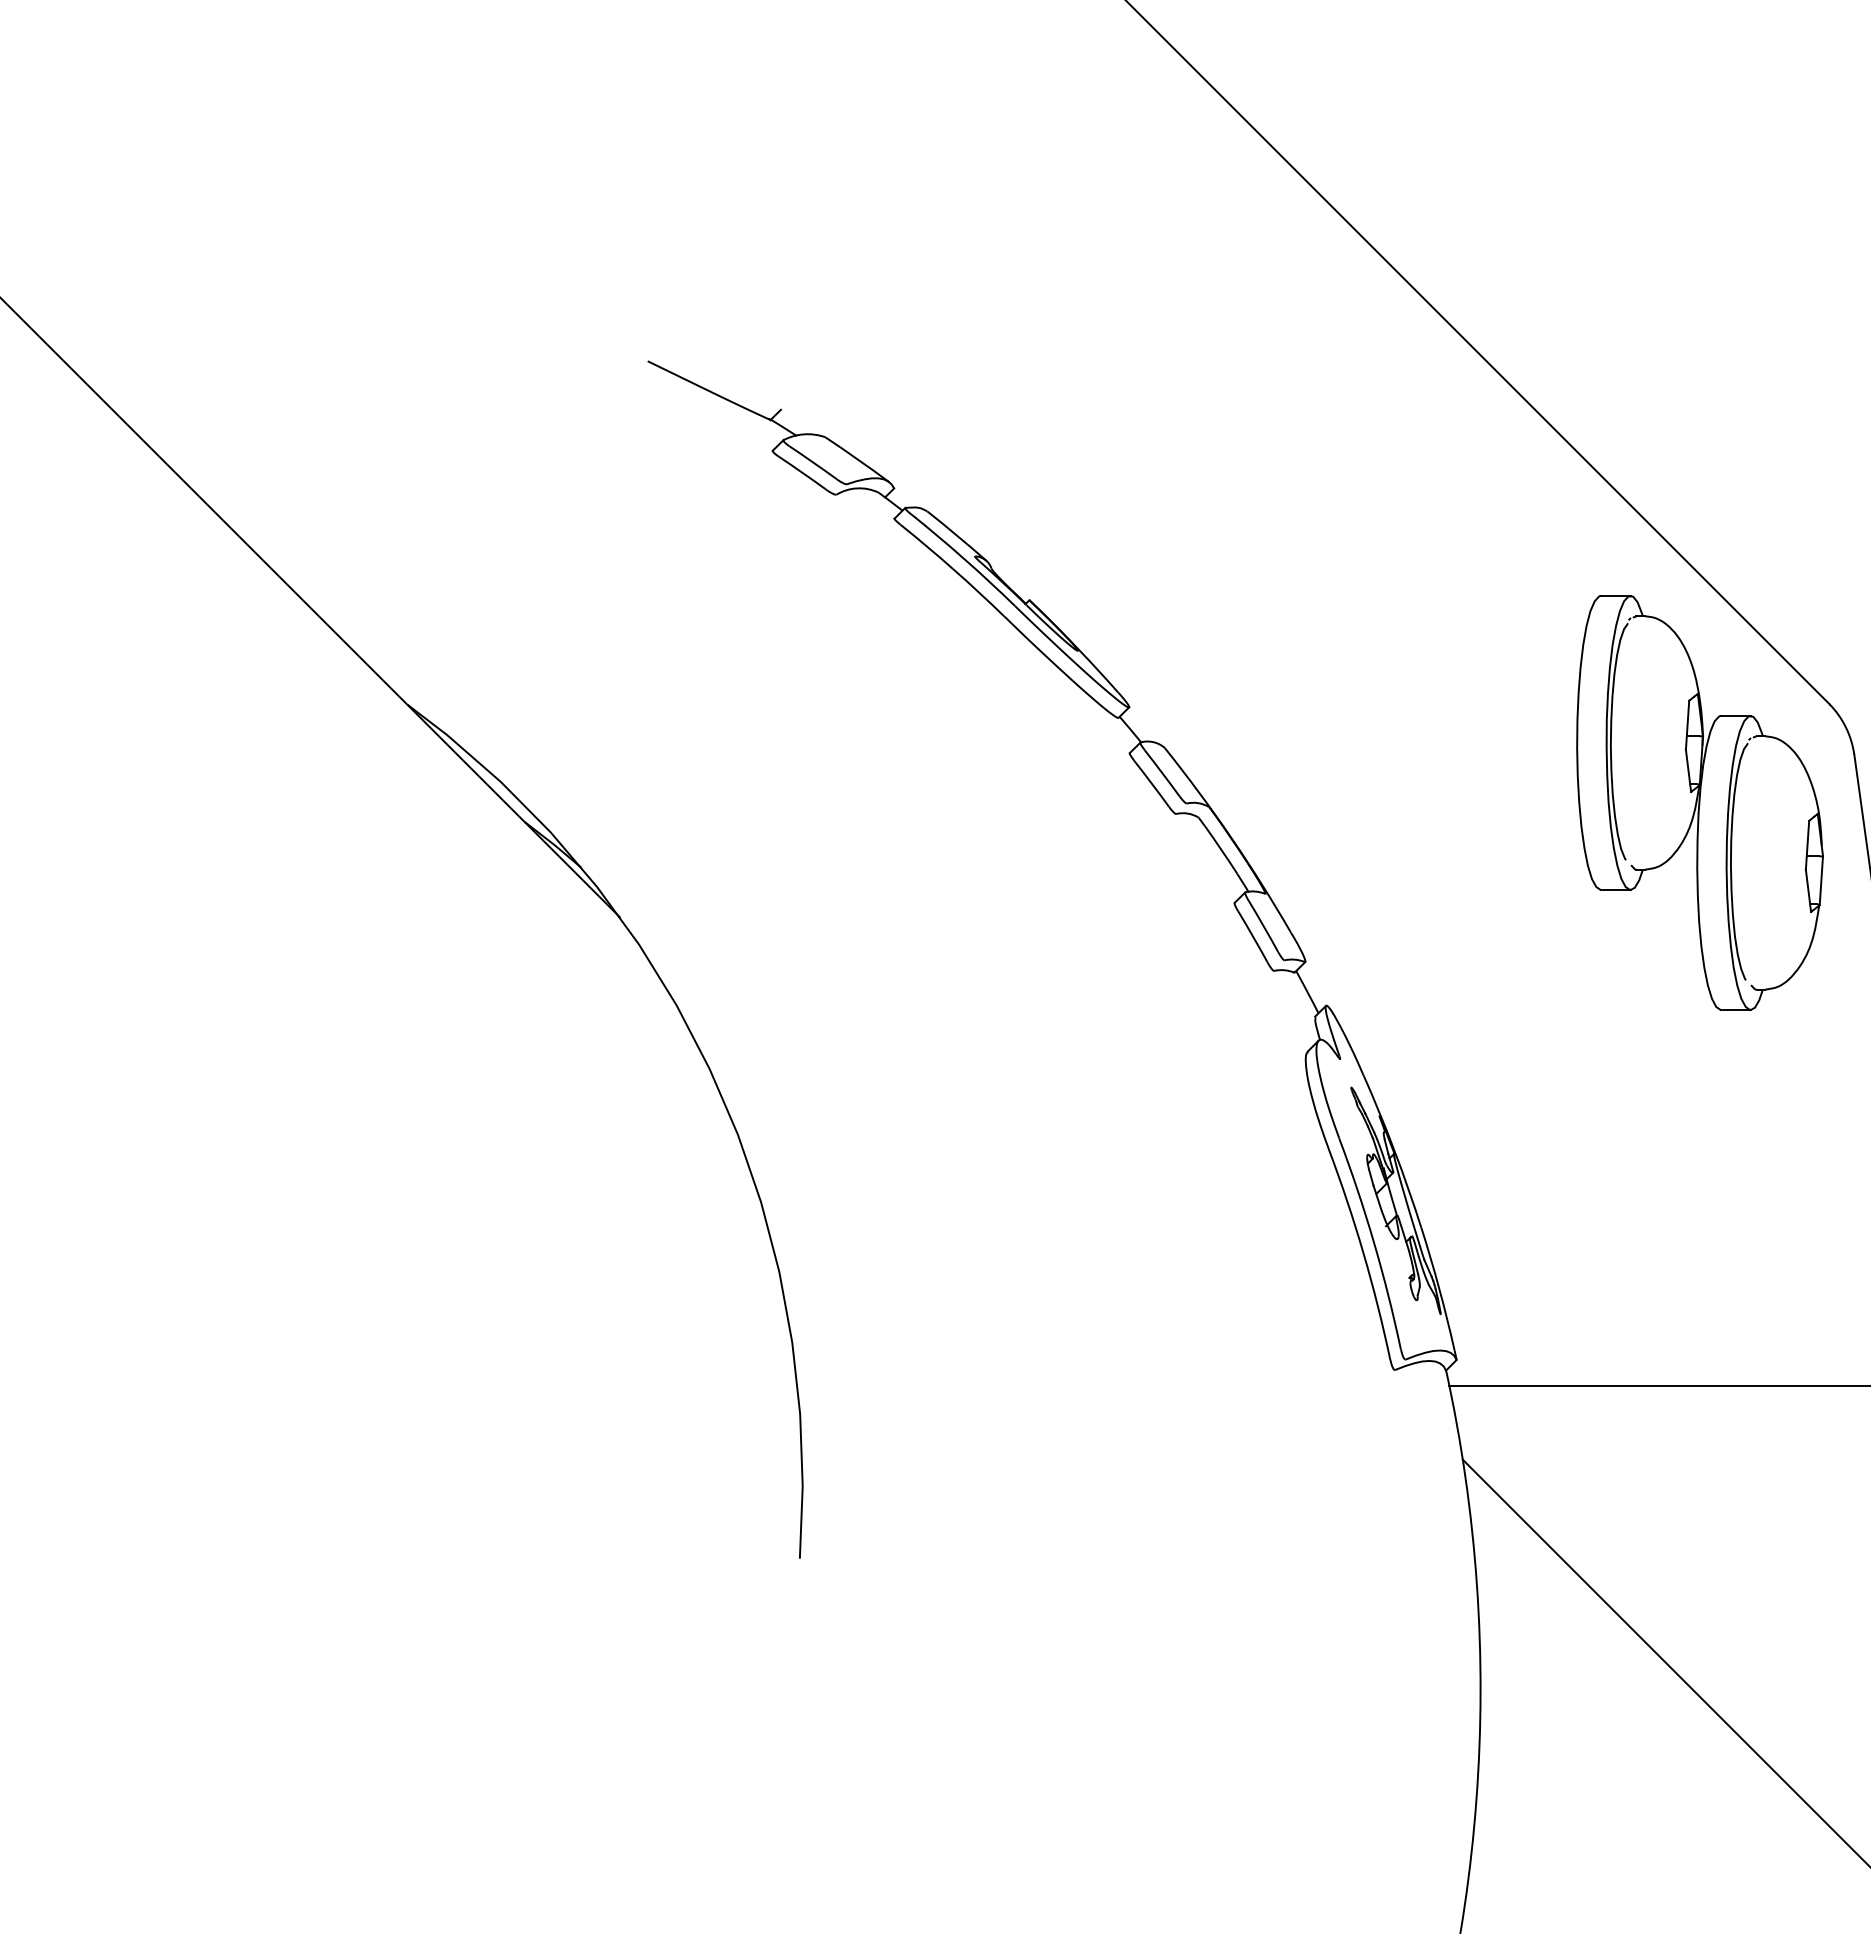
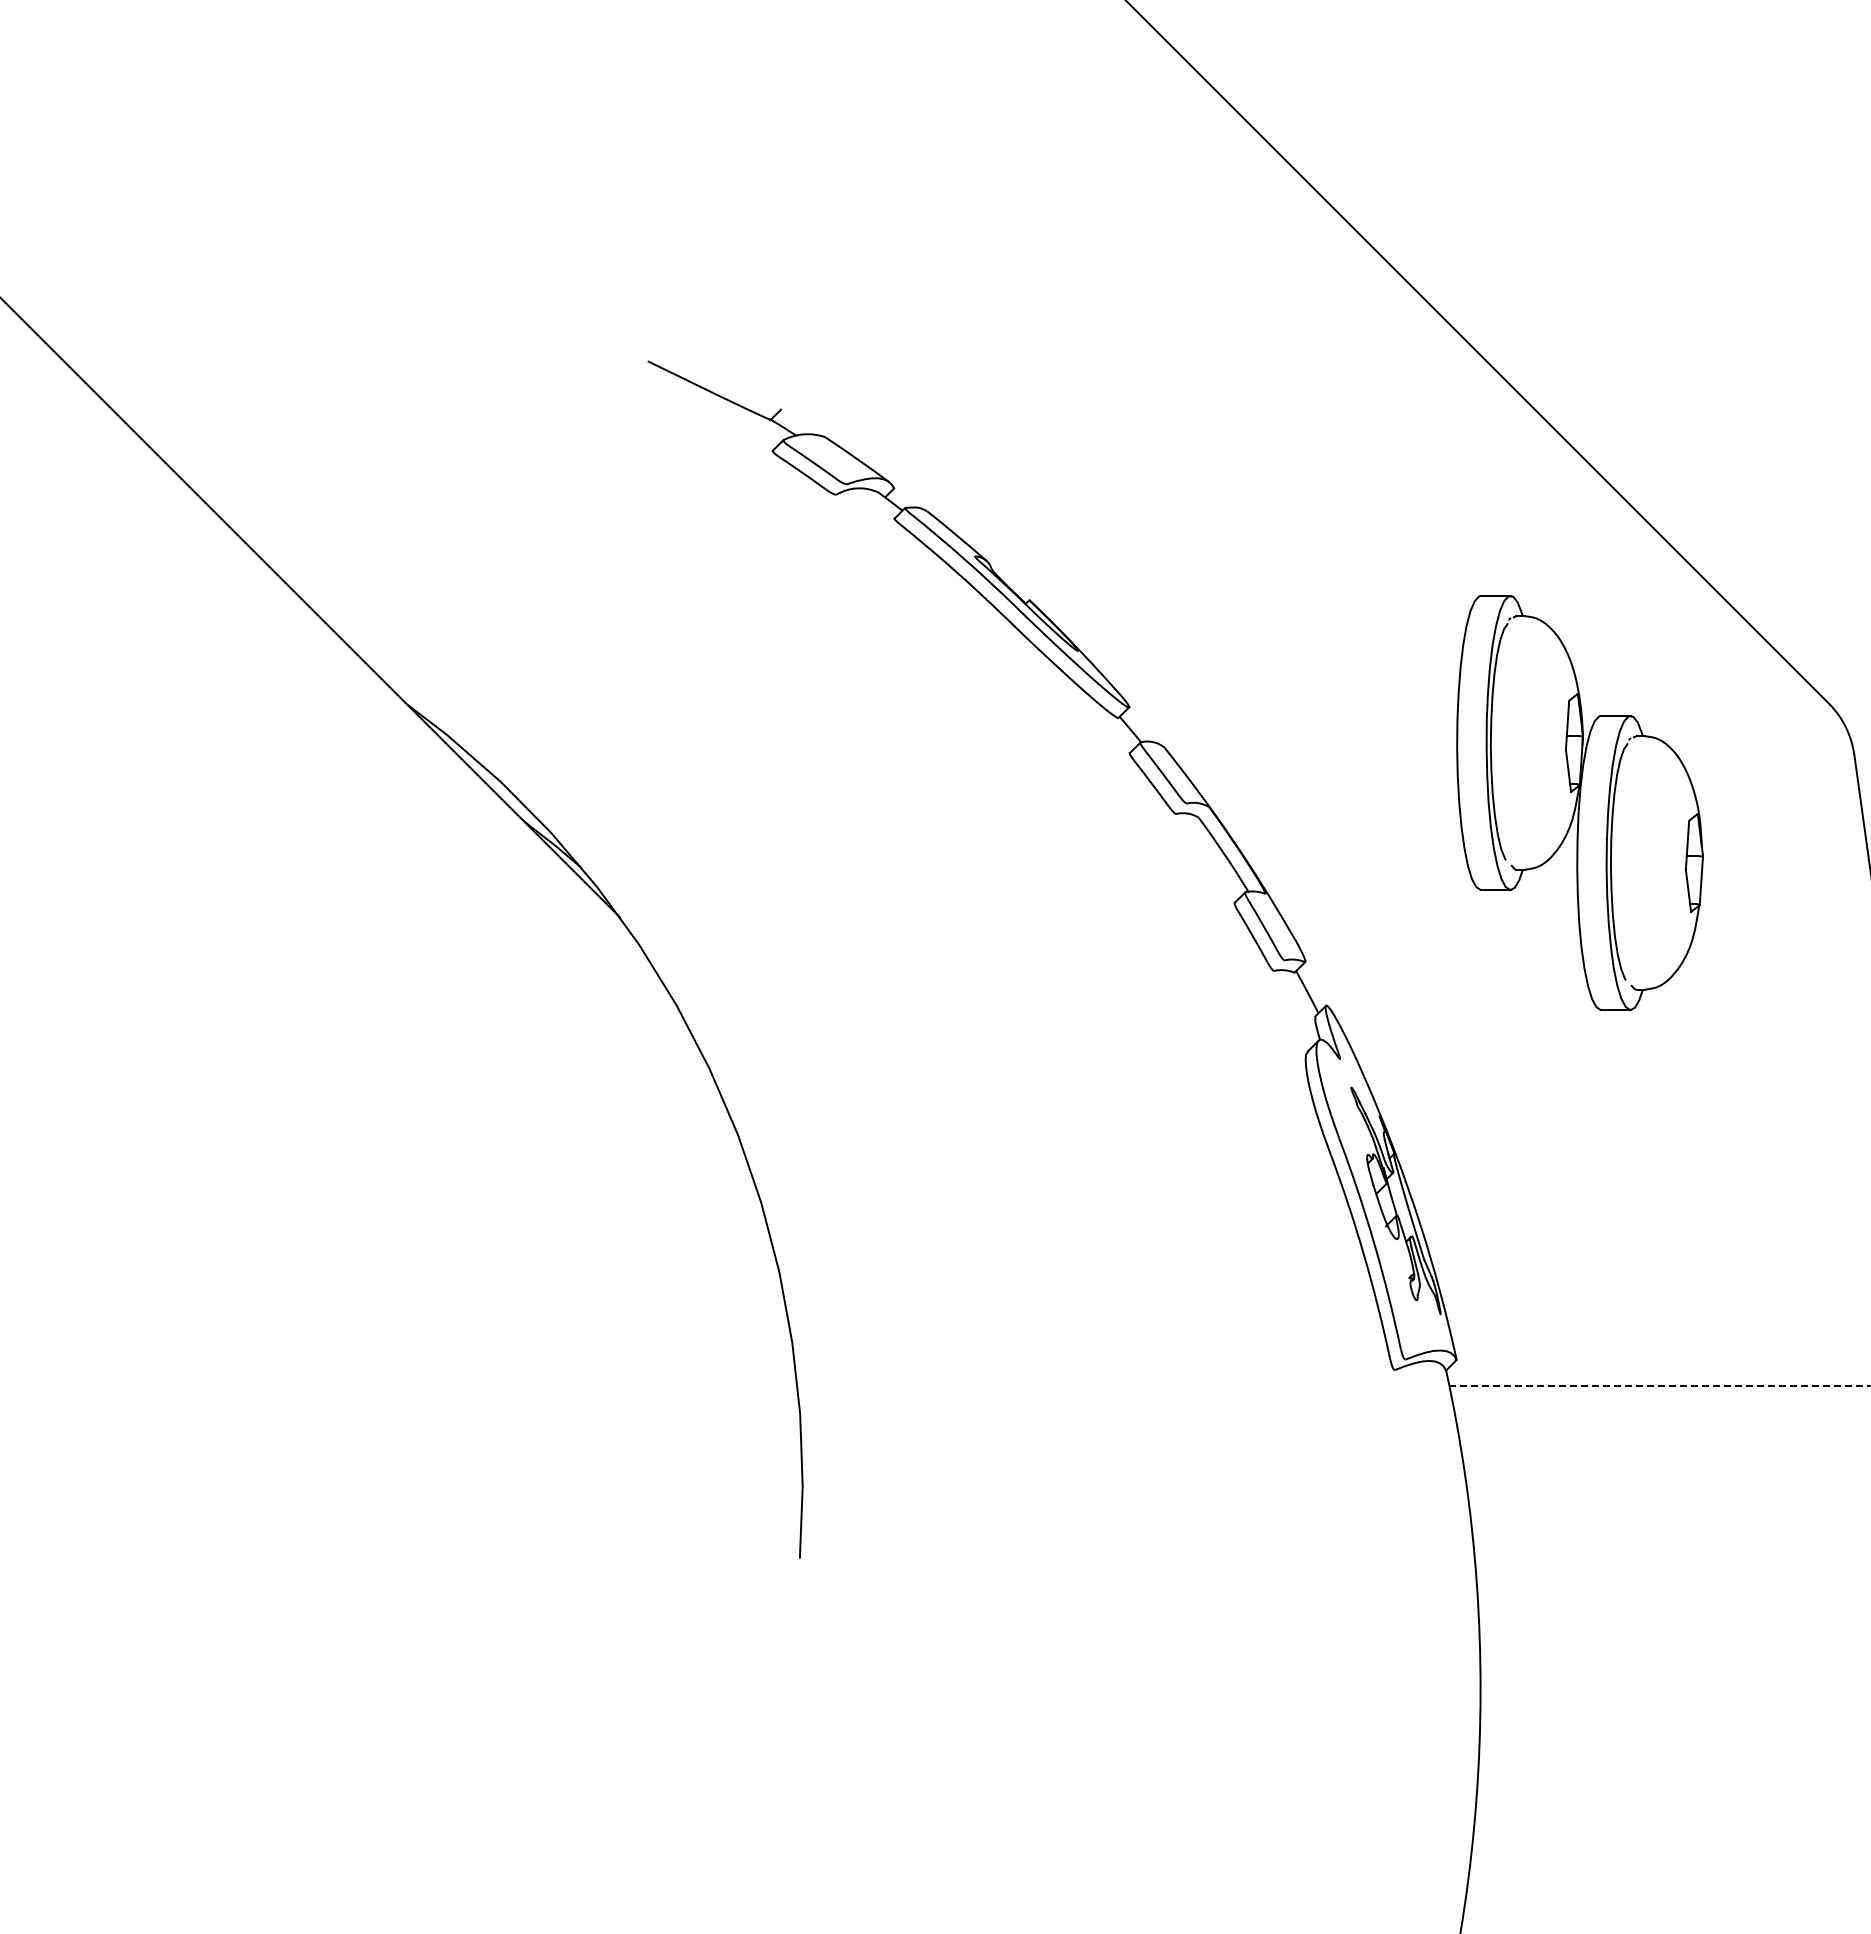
part position: (1699, 803) -> (1579, 803) (1579, 803)
line: solid -> dashed (1660, 1385)
line: present -> none (1664, 1661)
